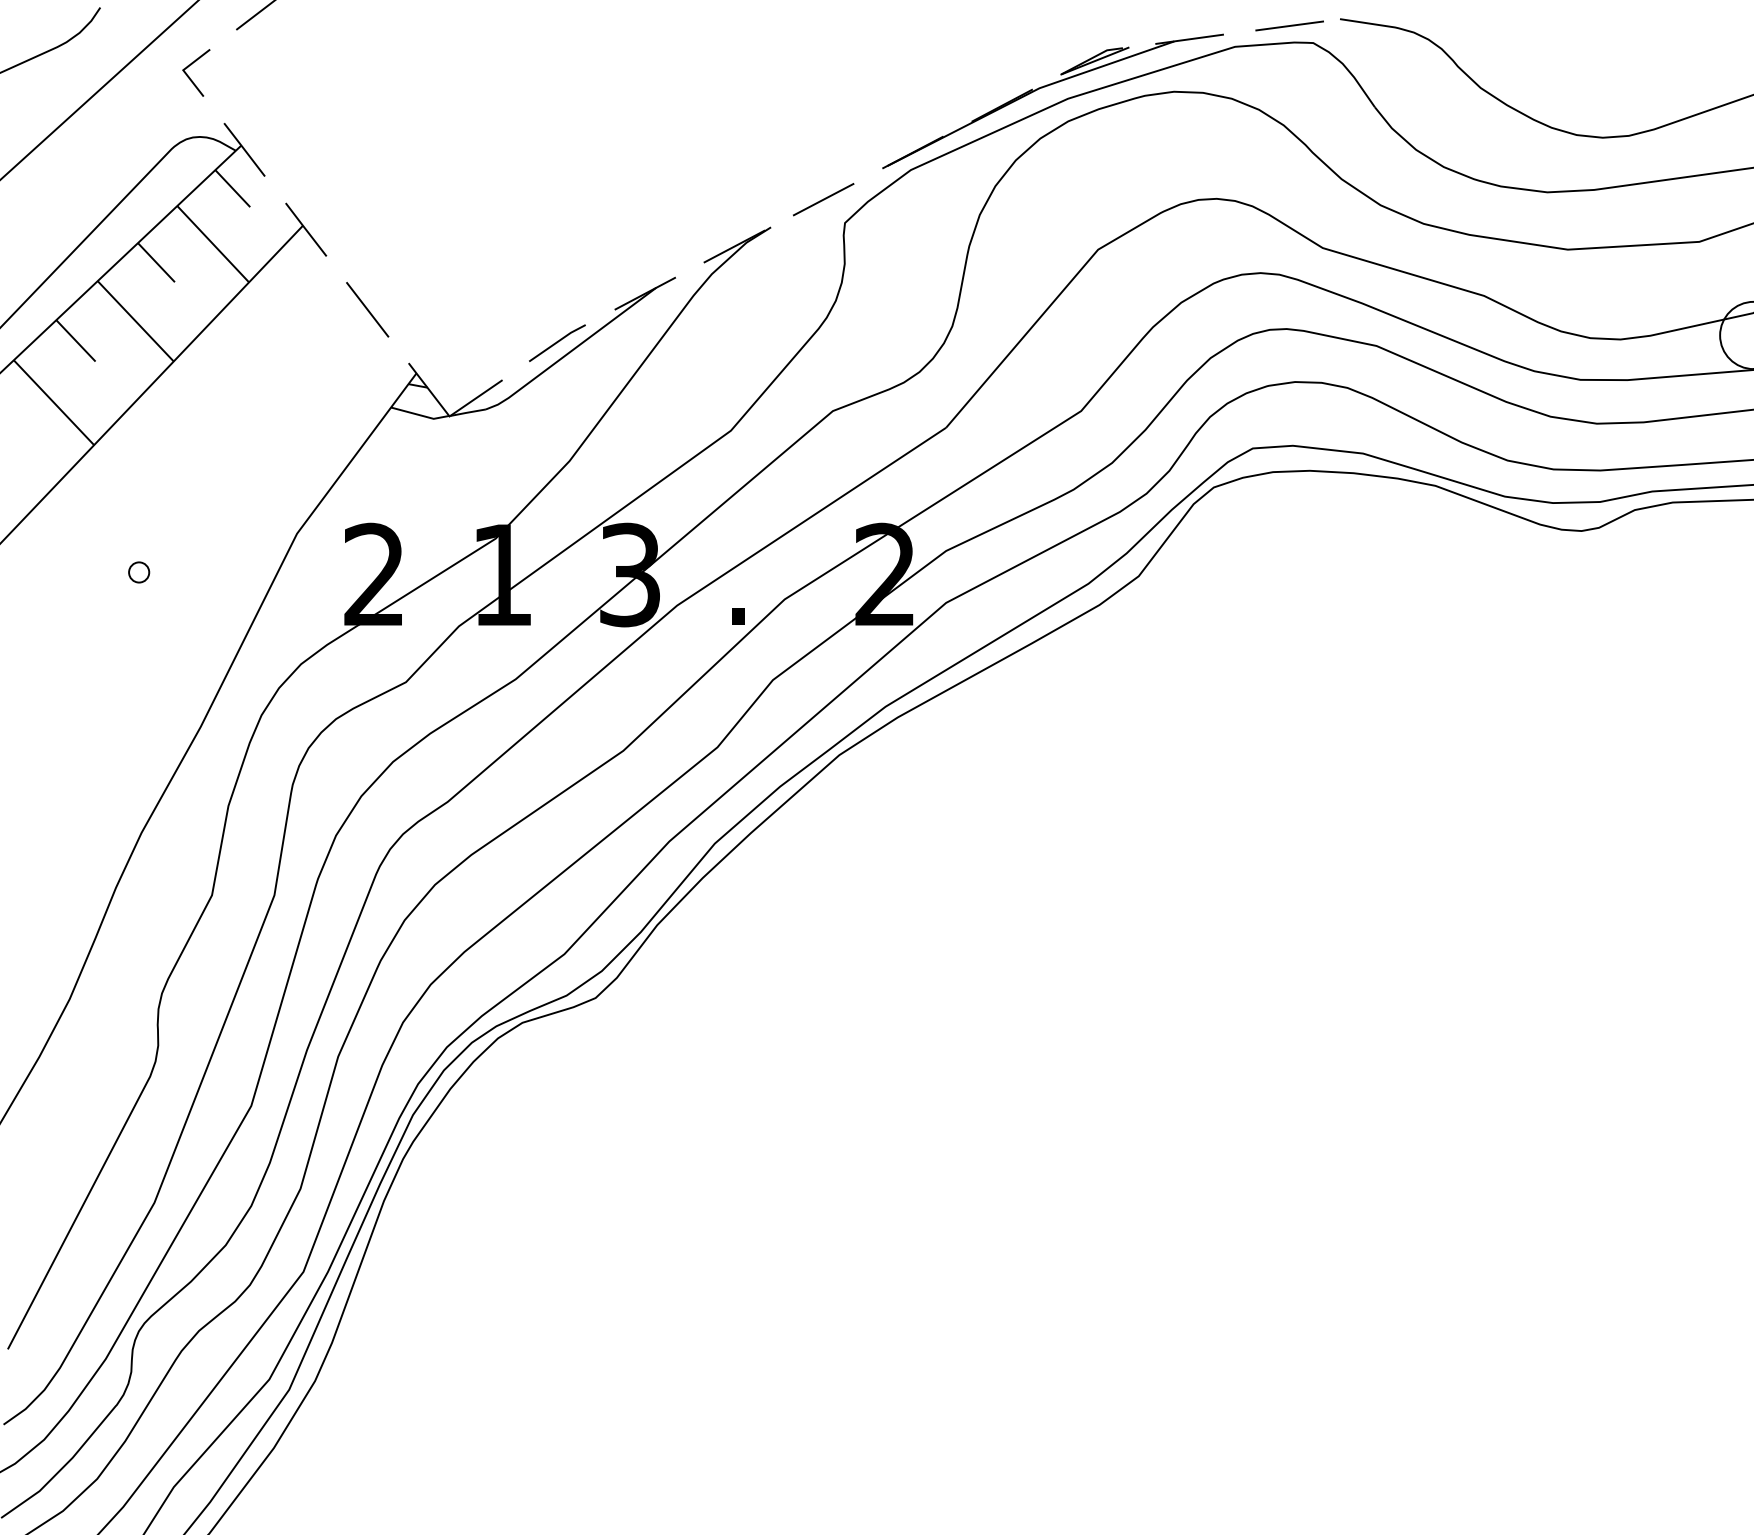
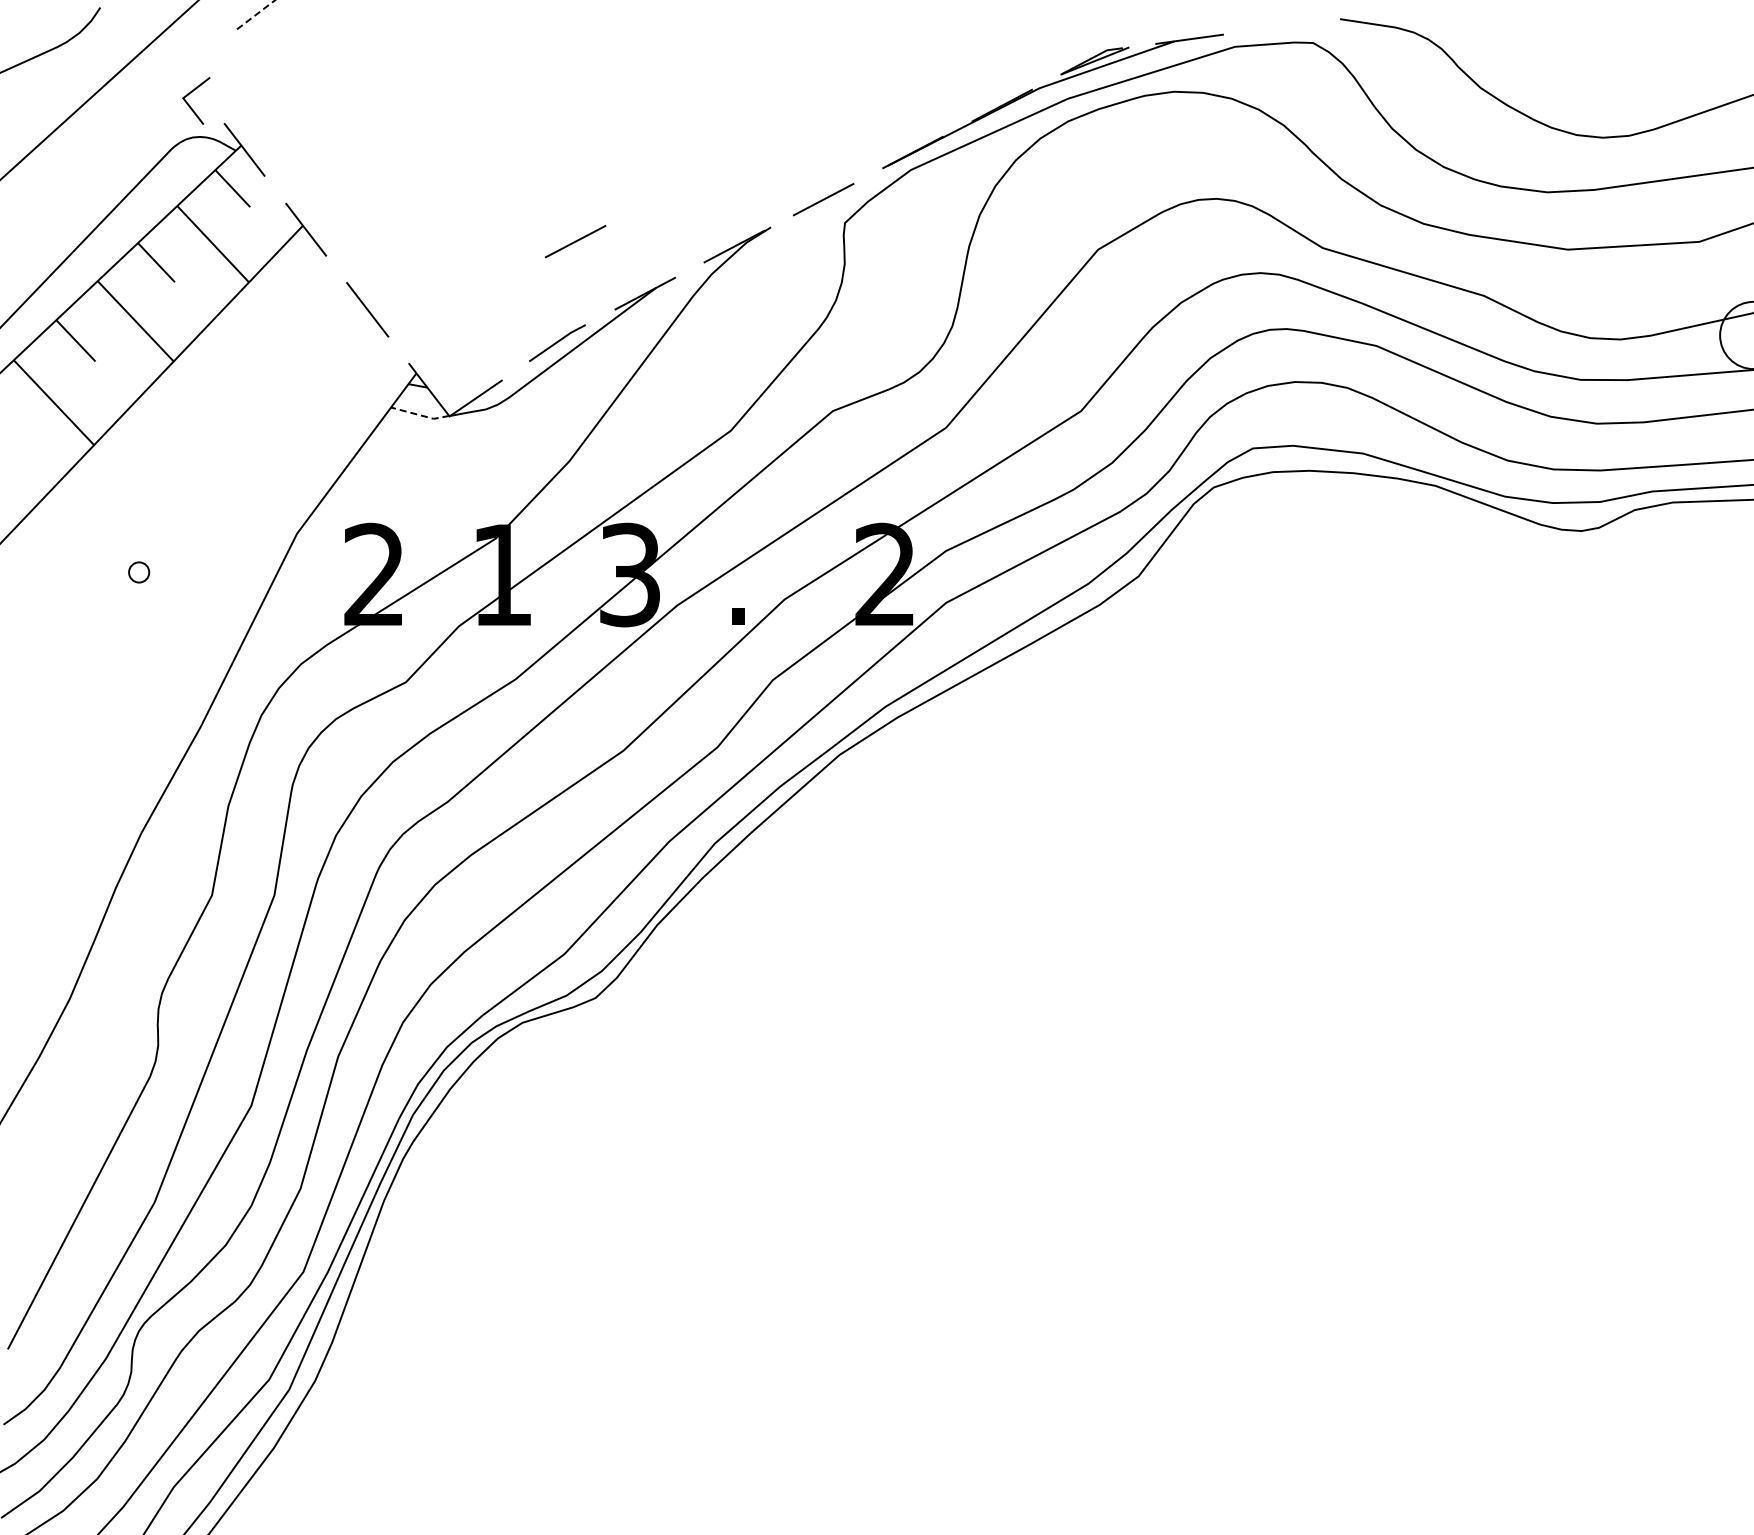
line: solid -> dashed (255, 14)
line: present -> none (1289, 25)
line position: (190, 77) -> (190, 105) (190, 105)
line: none -> present (575, 241)
line: solid -> dashed (420, 415)
